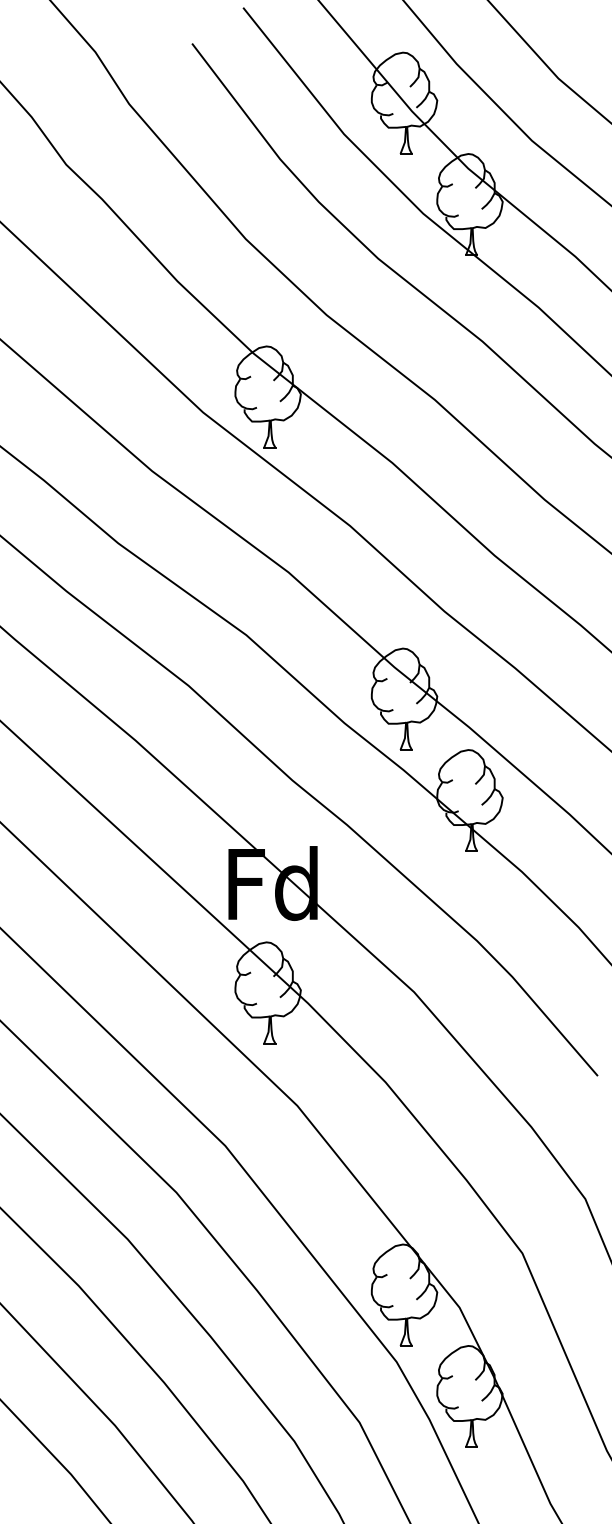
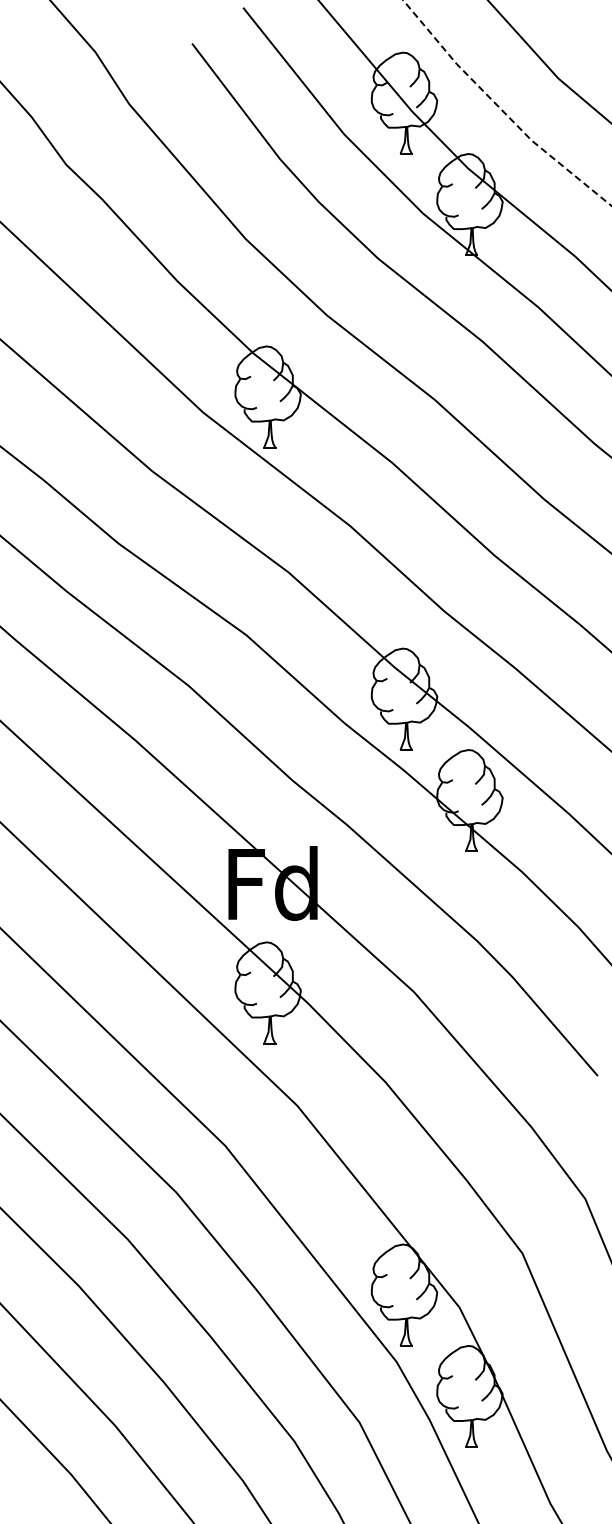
line: solid -> dashed (501, 109)
